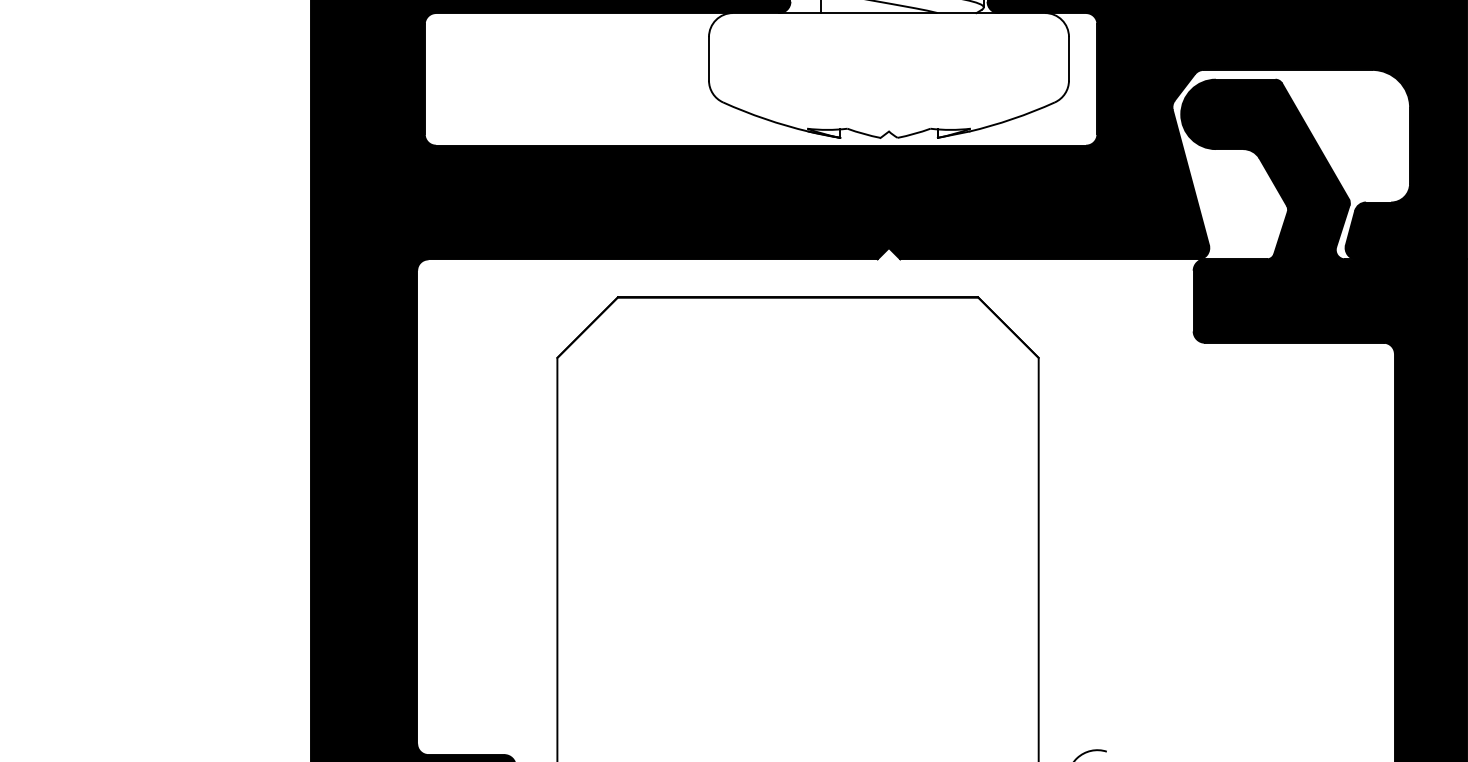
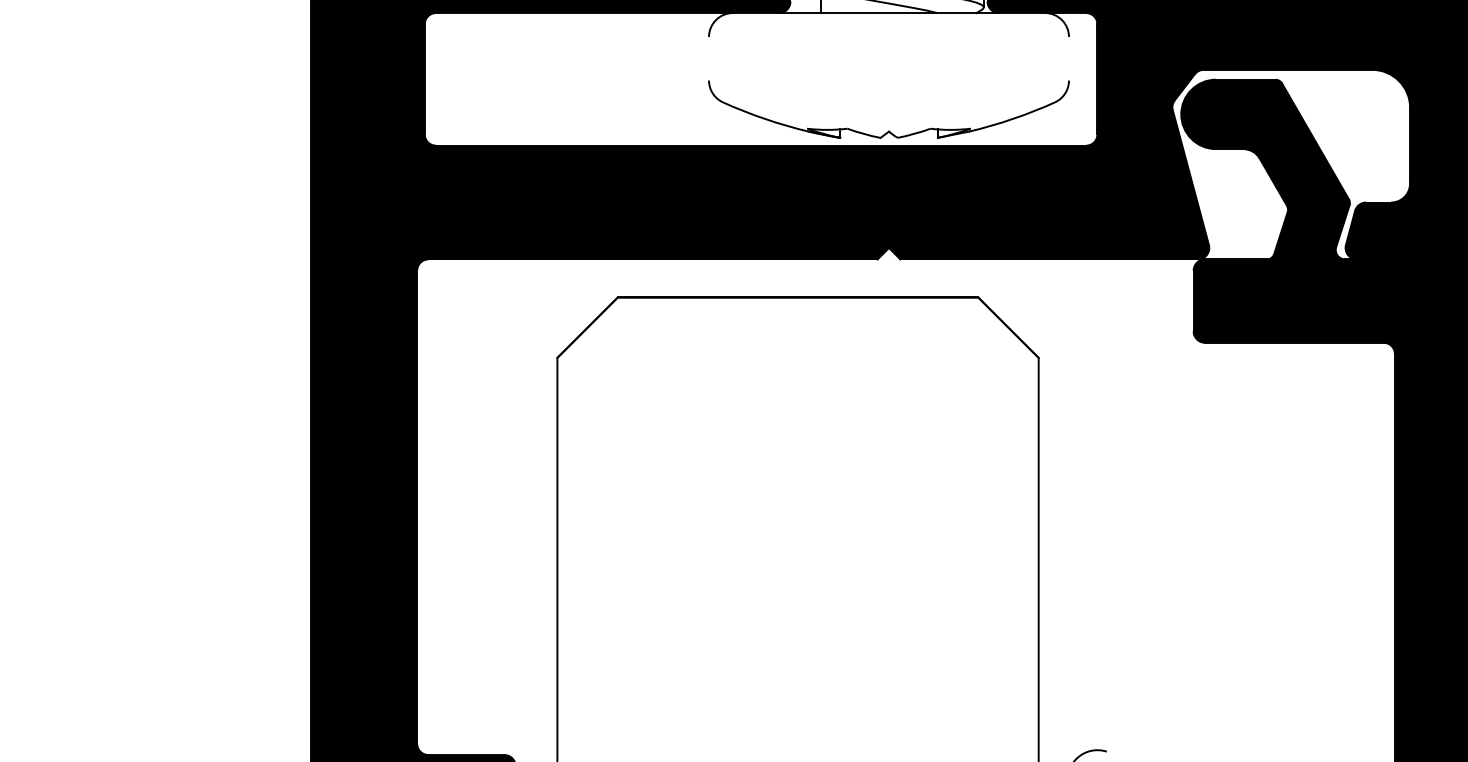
line: present -> none (708, 58)
line: present -> none (1069, 58)
